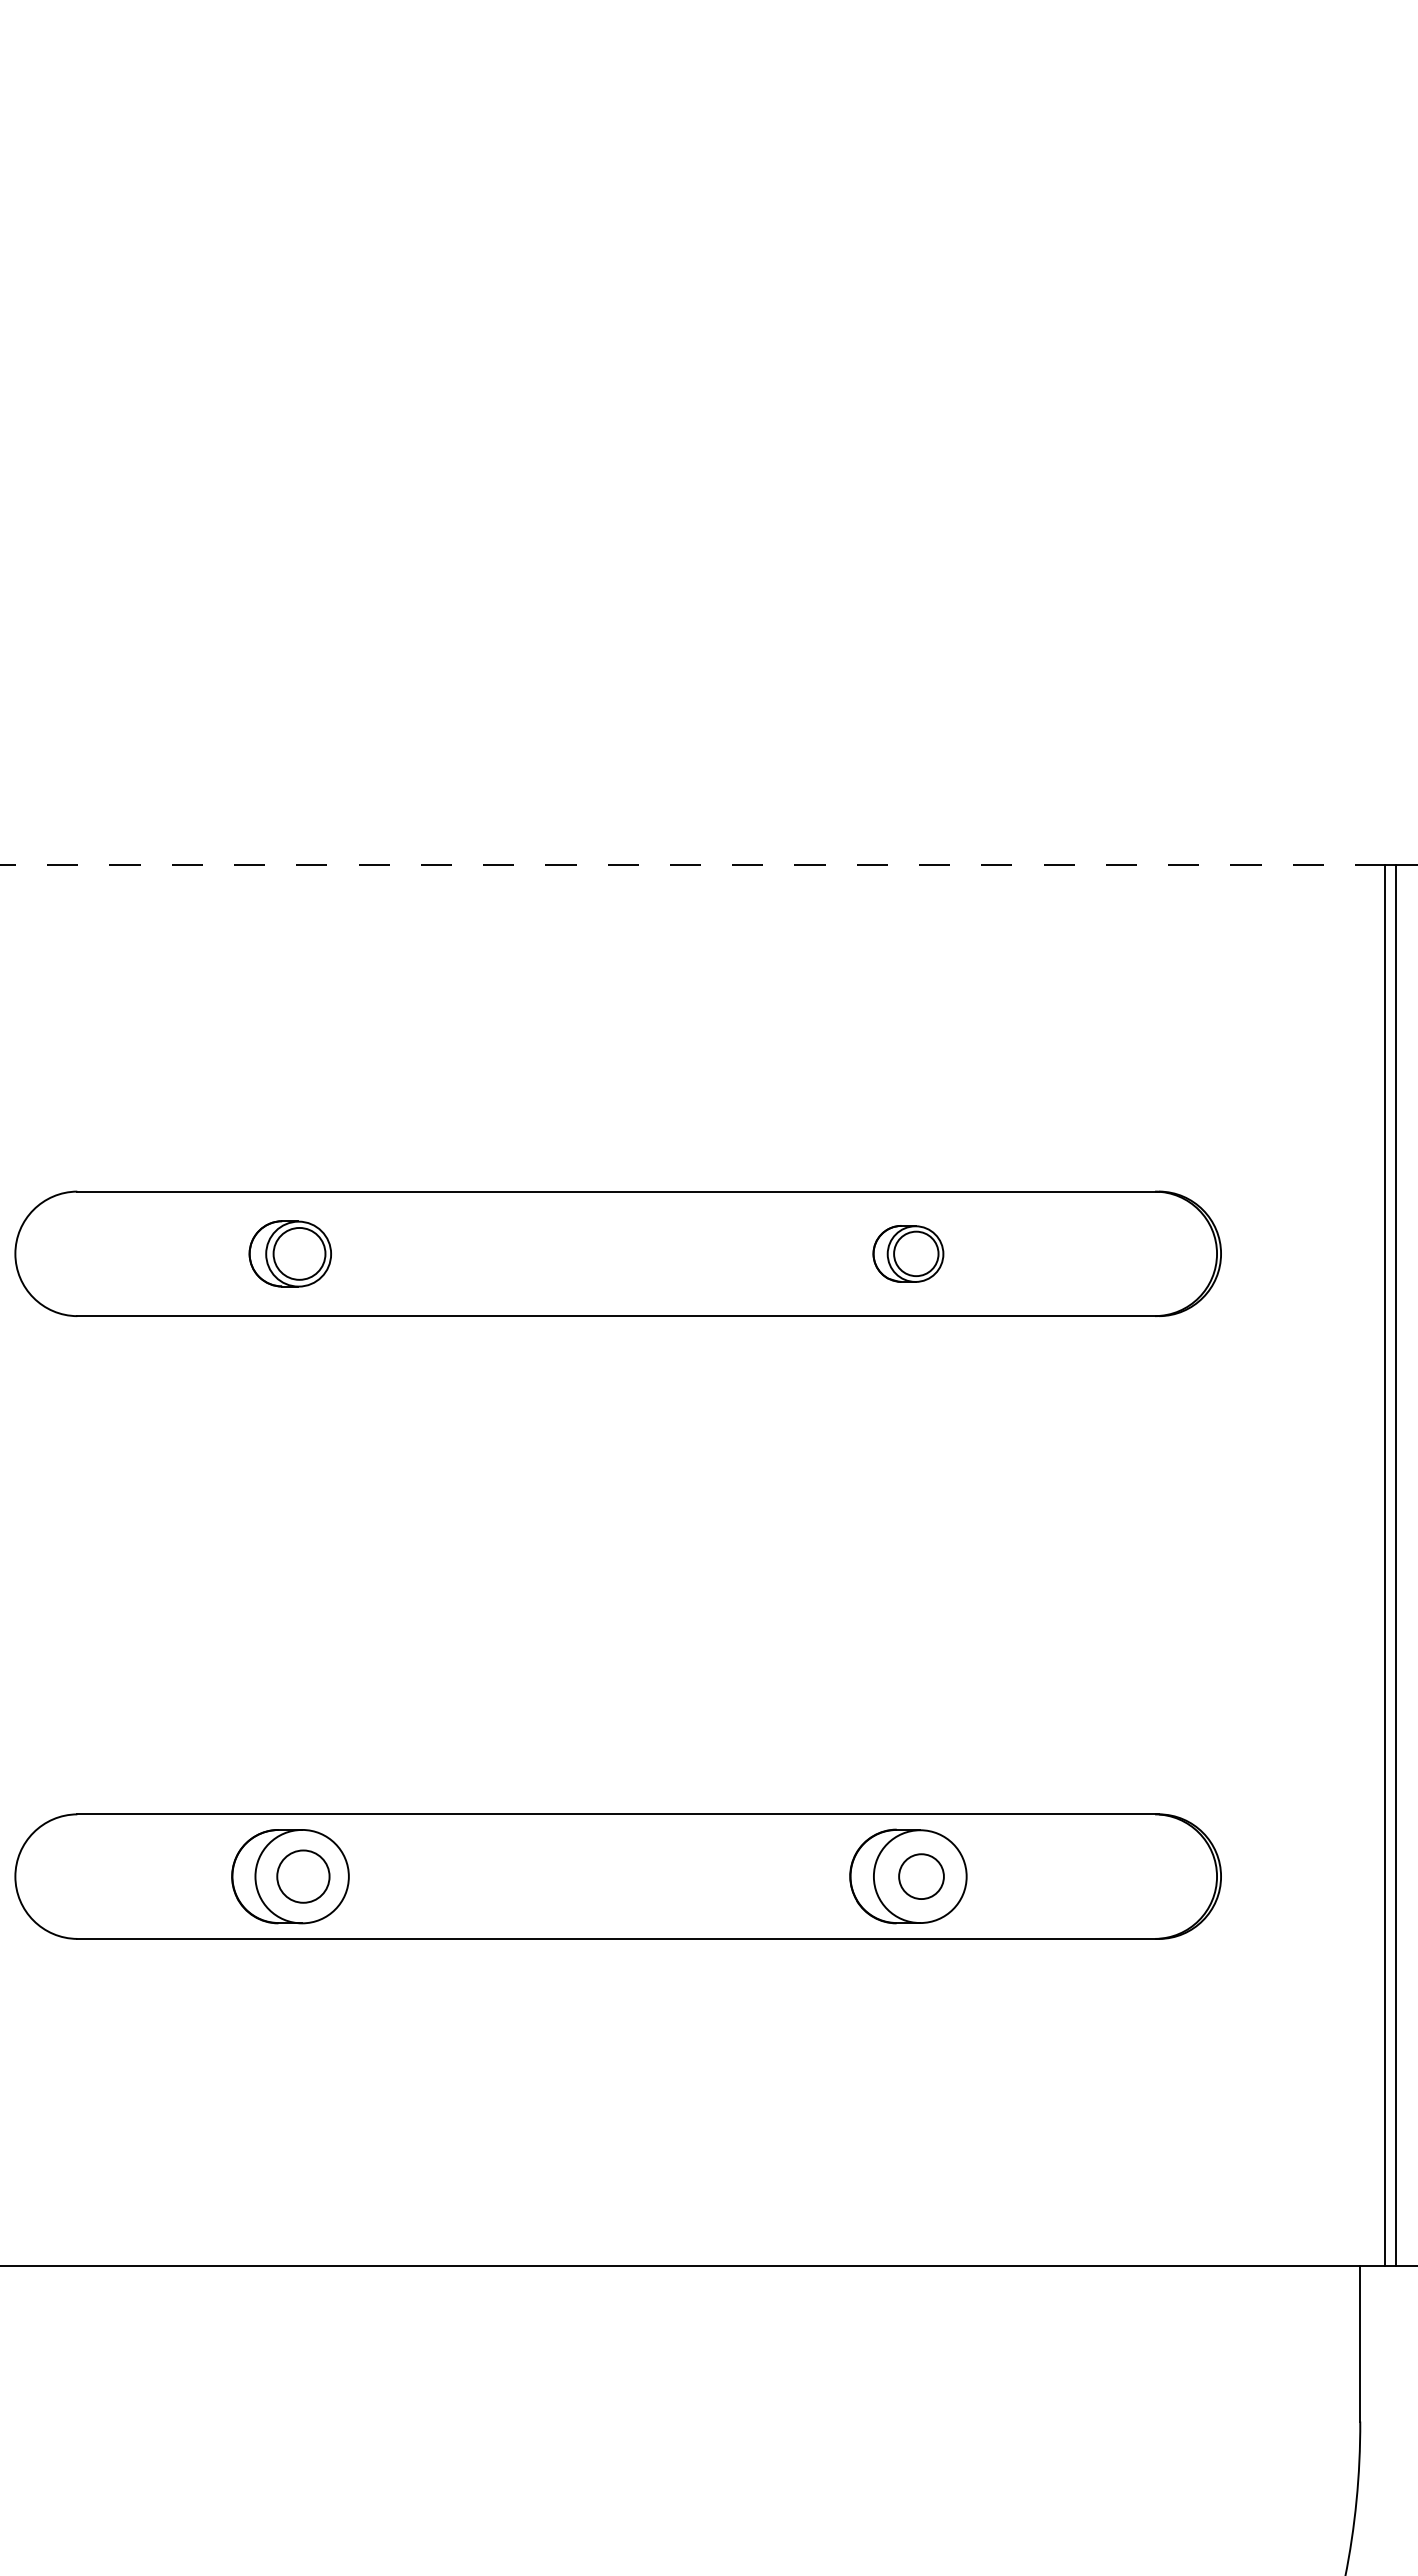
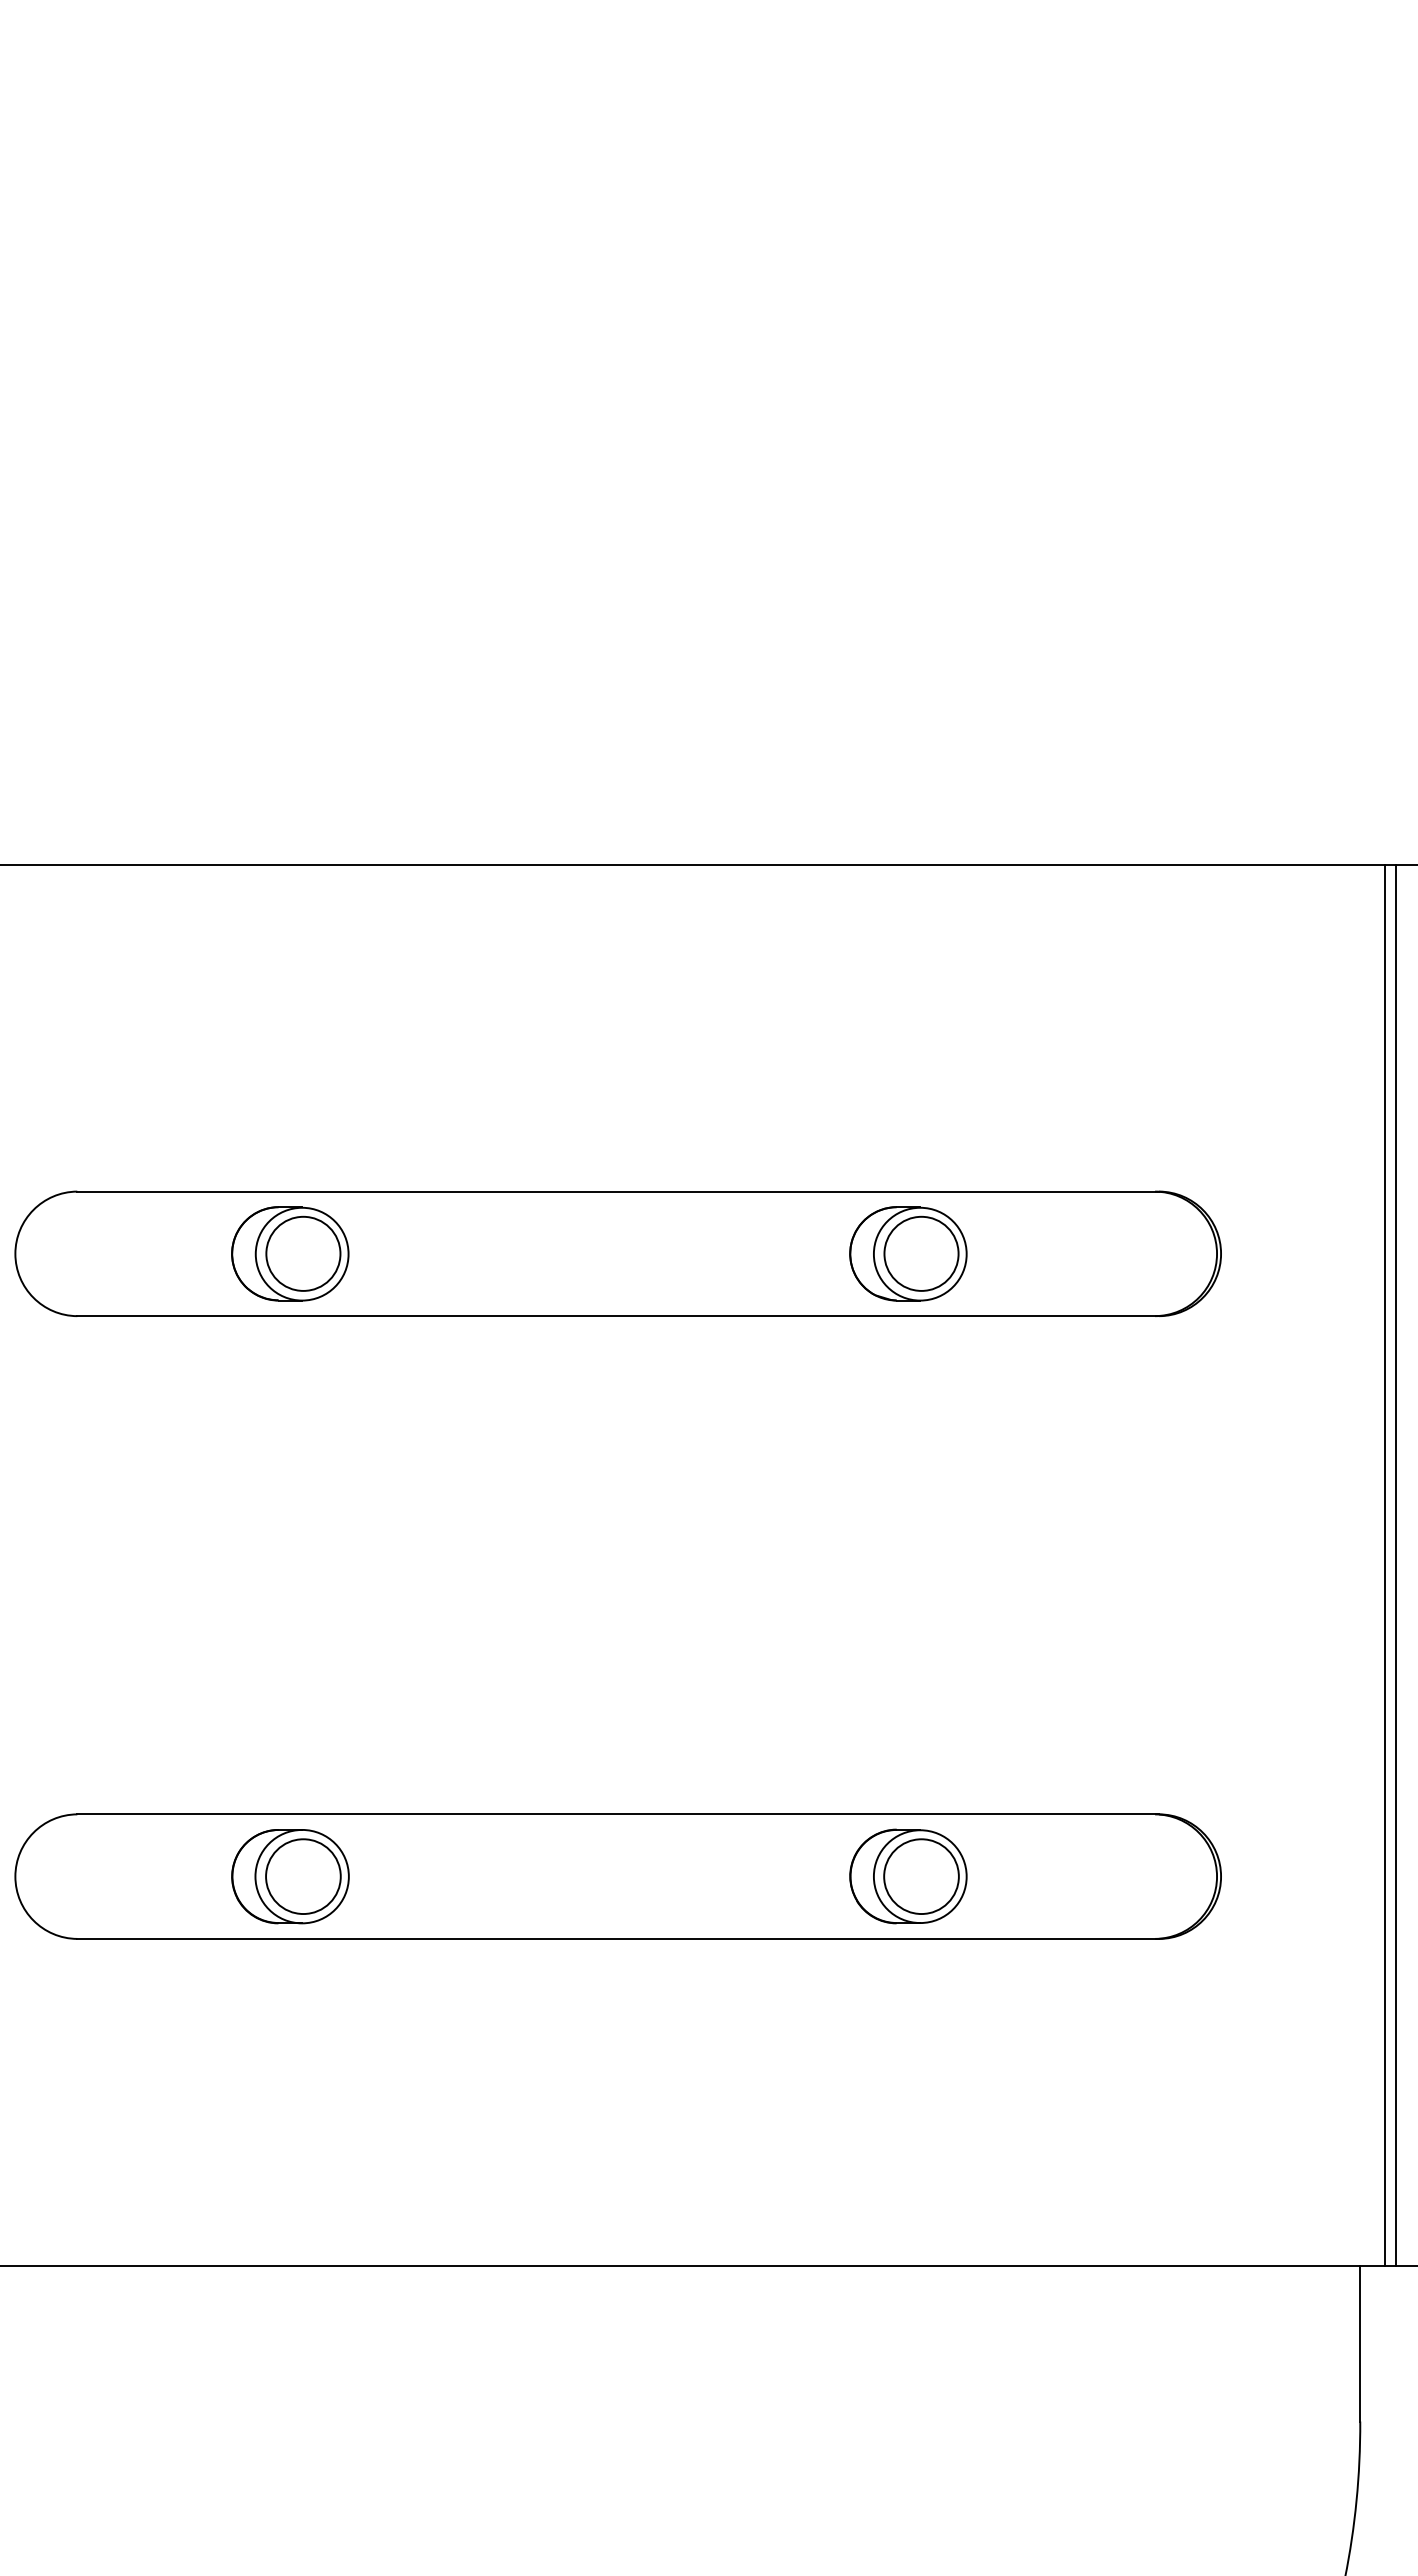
line: dashed -> solid (693, 864)
part size: 84x68 px -> 119x96 px (290, 1253)
part size: 73x58 px -> 119x96 px (908, 1253)
circle diameter: 52 px -> 75 px (303, 1876)
circle diameter: 45 px -> 75 px (921, 1876)
